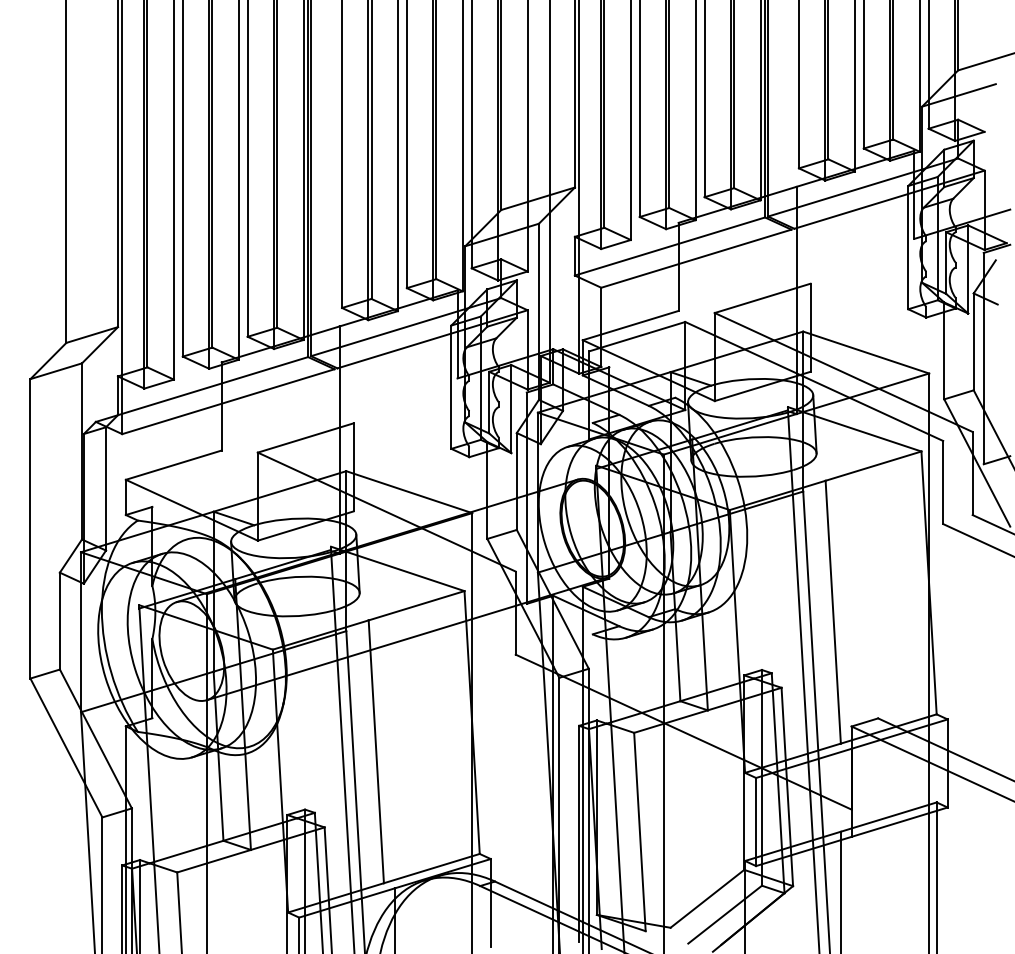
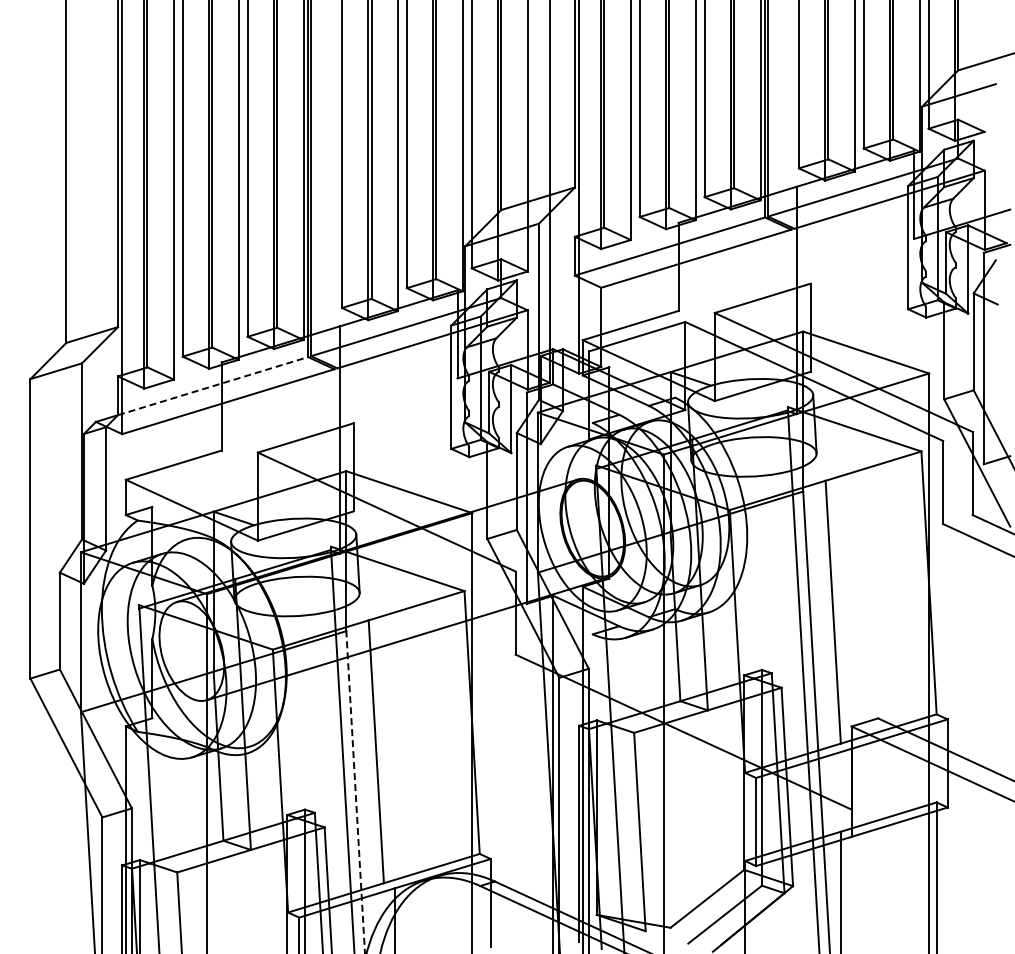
line: solid -> dashed (213, 386)
line: solid -> dashed (355, 791)
